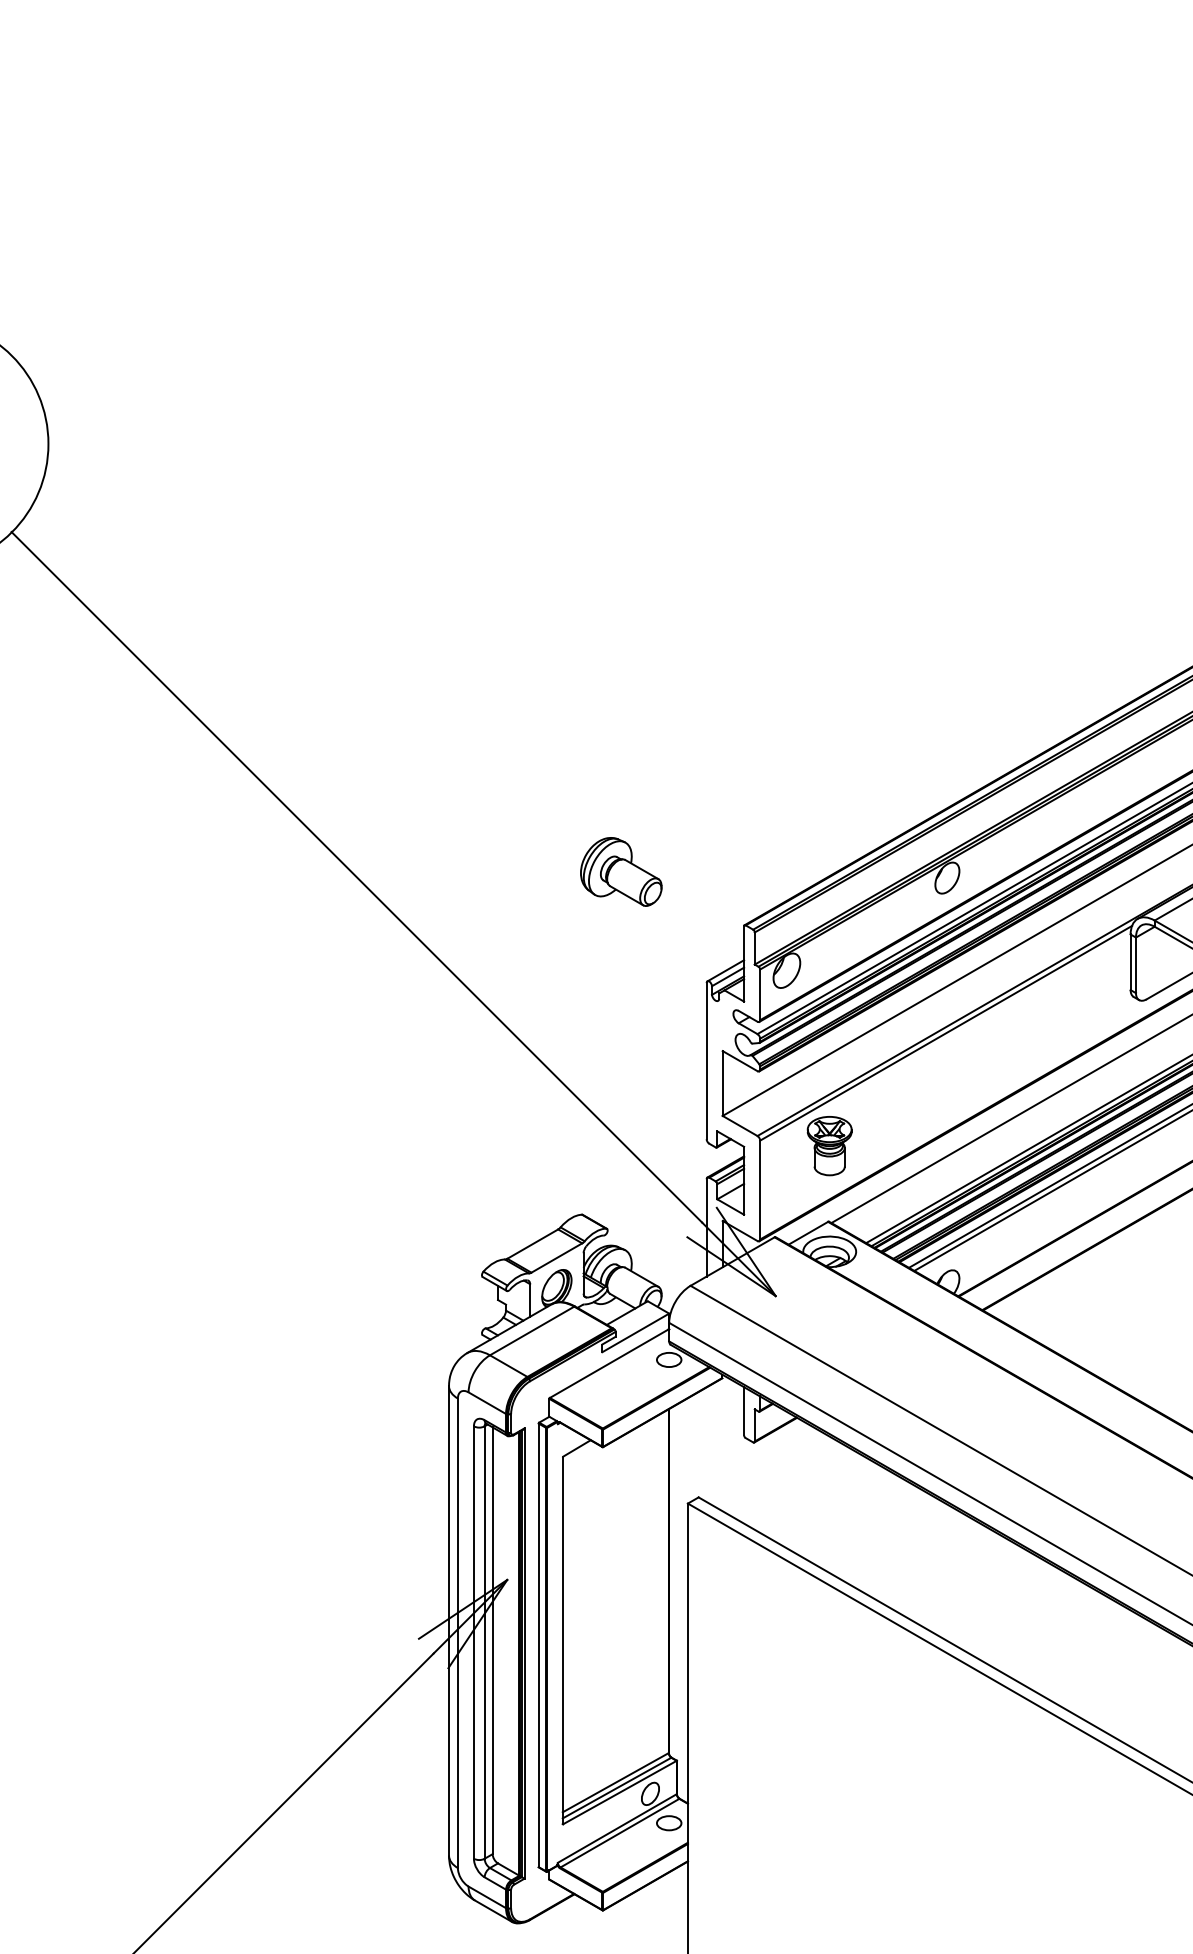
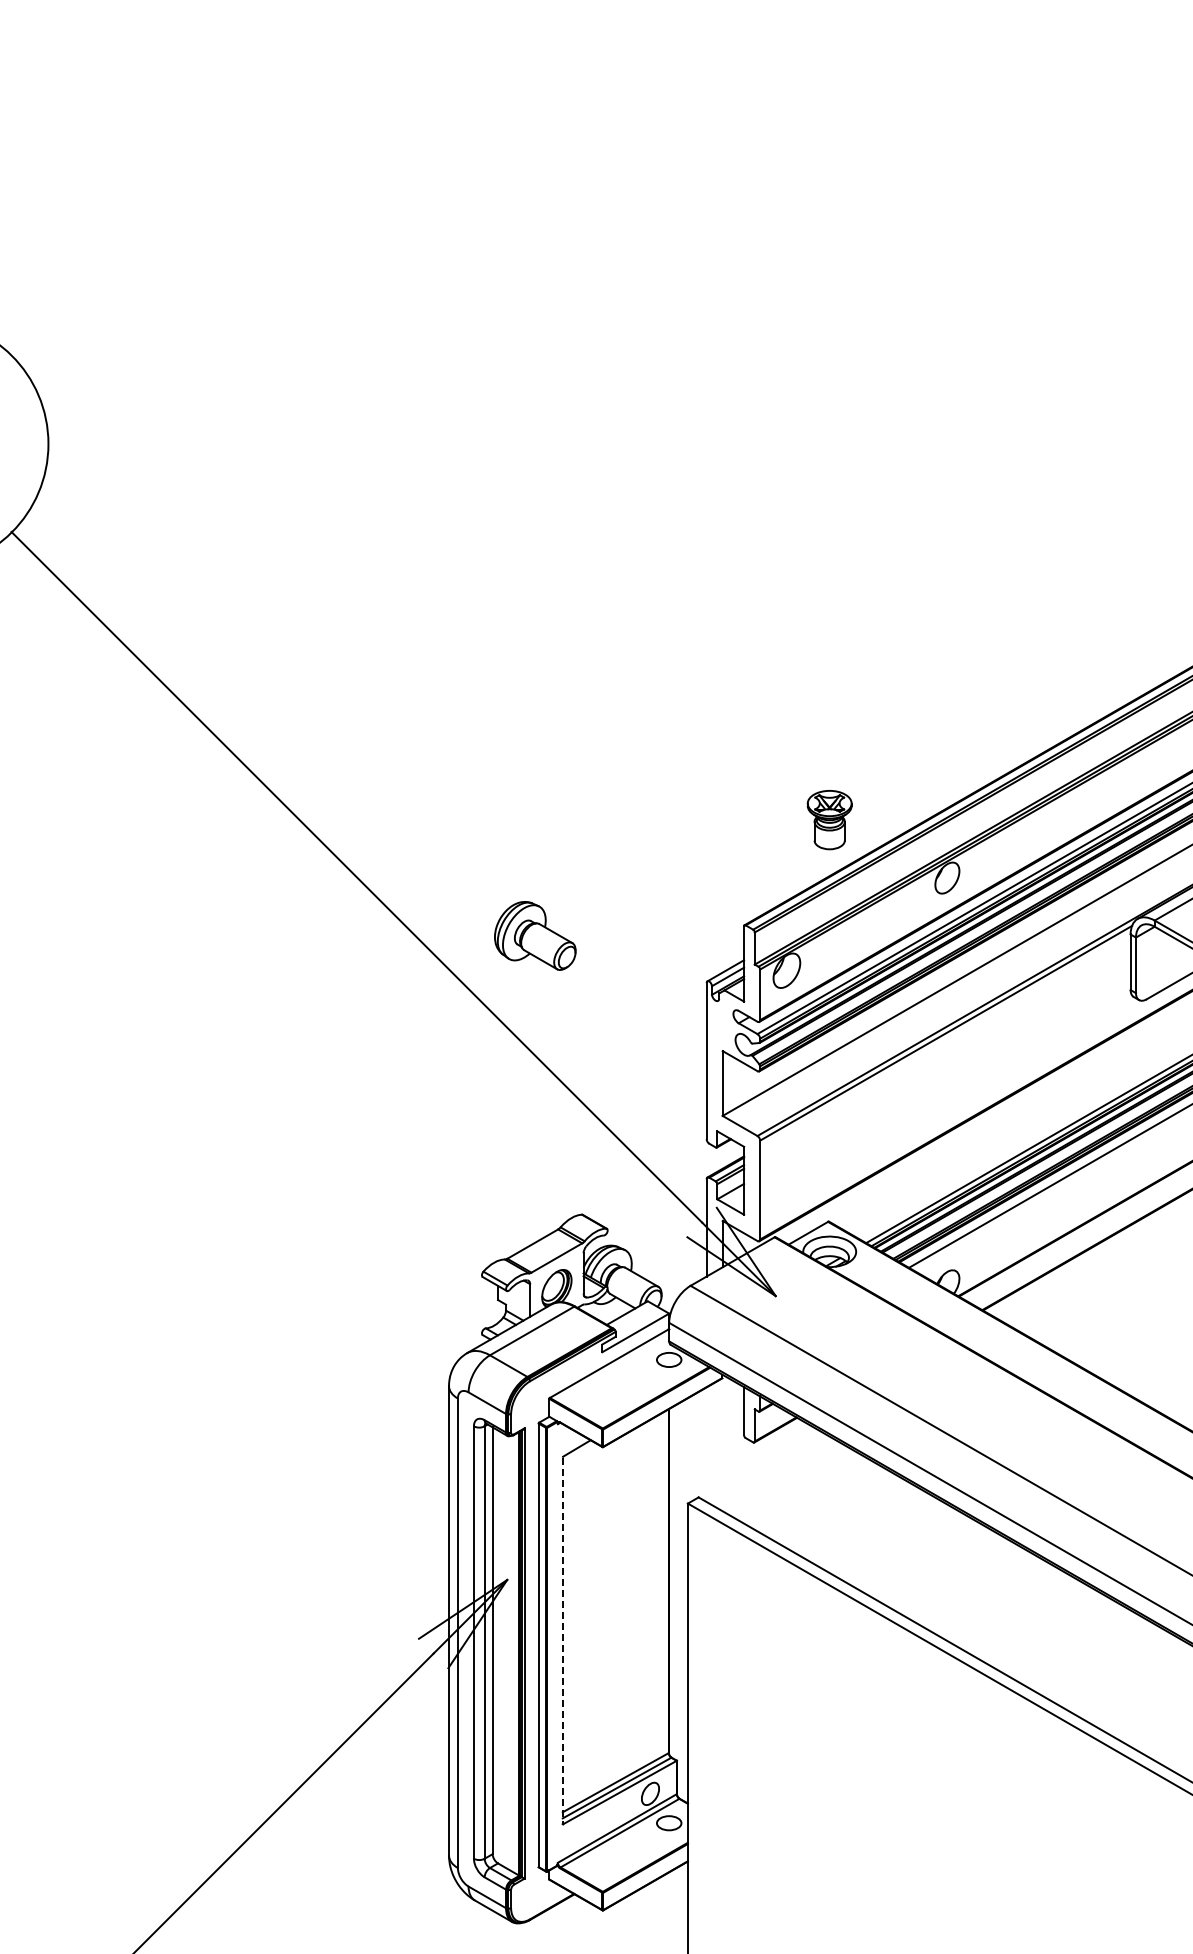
part position: (621, 871) -> (535, 935) (535, 935)
line: present -> none (1010, 1119)
part position: (829, 1146) -> (829, 820) (829, 820)
line: present -> none (1051, 1191)
line: solid -> dashed (562, 1641)
